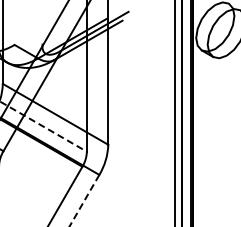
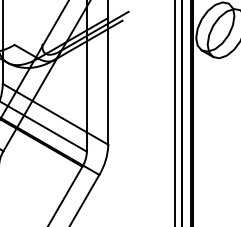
line: dashed -> solid (43, 126)
line: dashed -> solid (84, 200)
